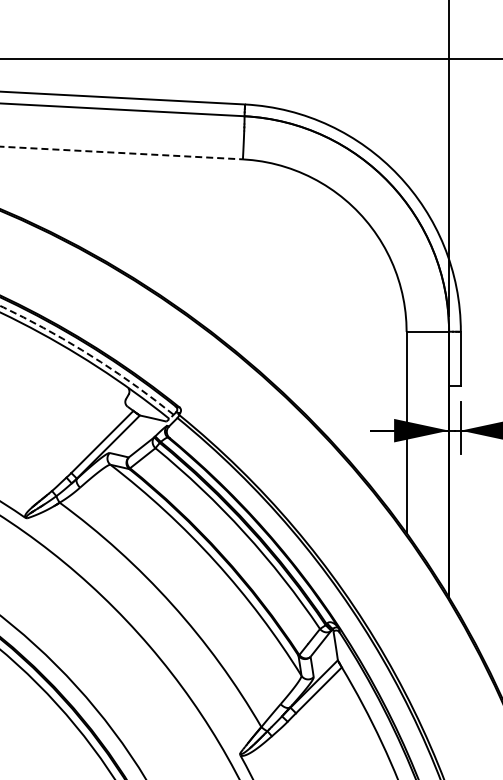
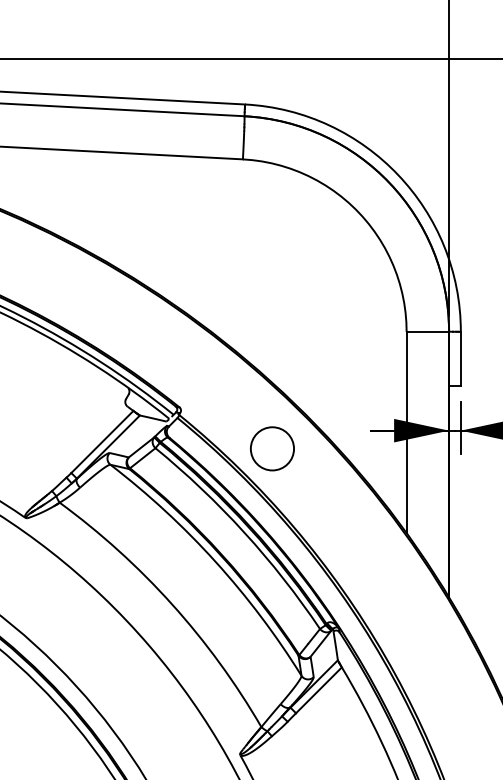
line: dashed -> solid (122, 153)
arc: dashed -> solid (89, 354)
circle: none -> present (272, 448)
